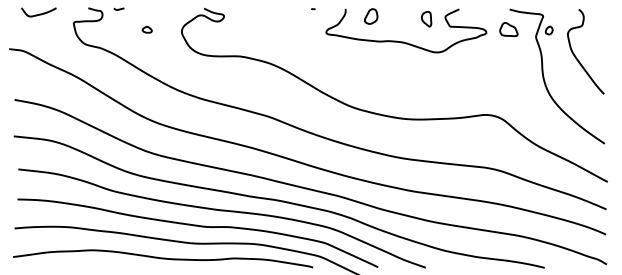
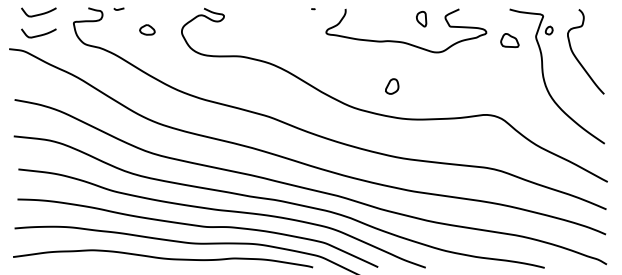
part position: (371, 16) -> (392, 86) (392, 86)
part position: (426, 19) -> (421, 19) (421, 19)
part size: 12x9 px -> 17x12 px (147, 29)
part position: (508, 29) -> (509, 40) (509, 40)
curve: none -> present (39, 34)
